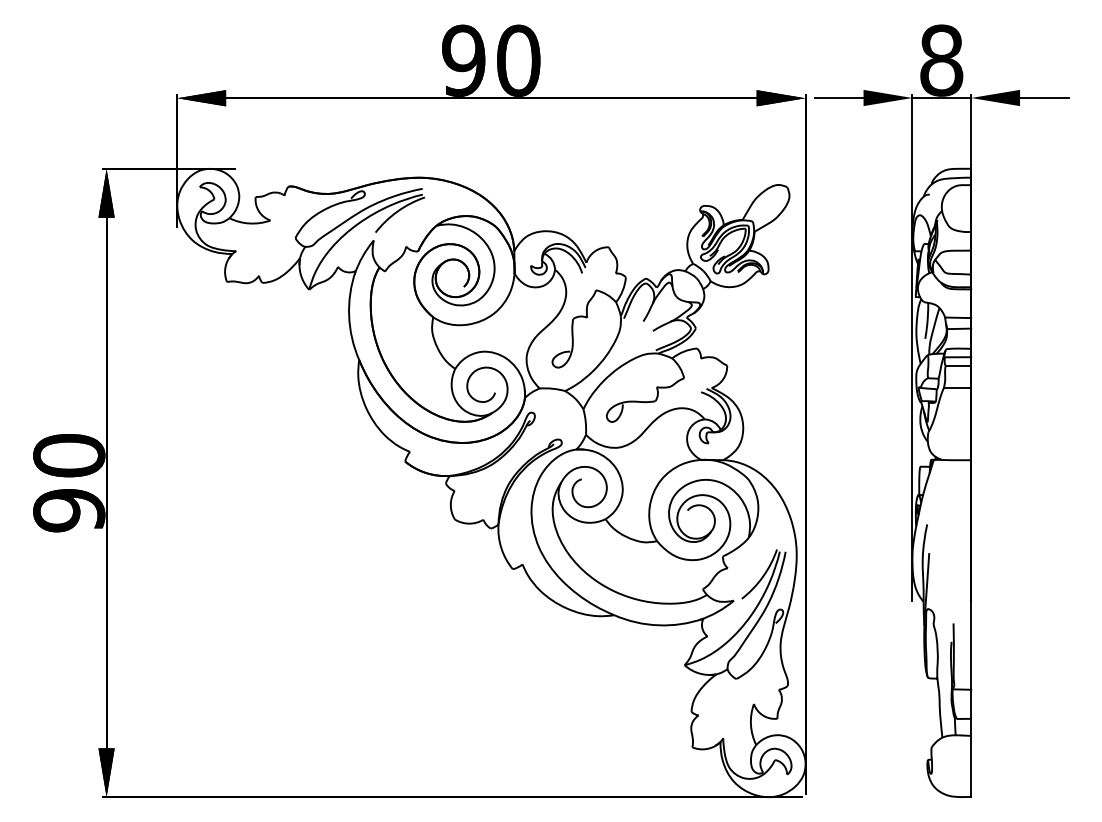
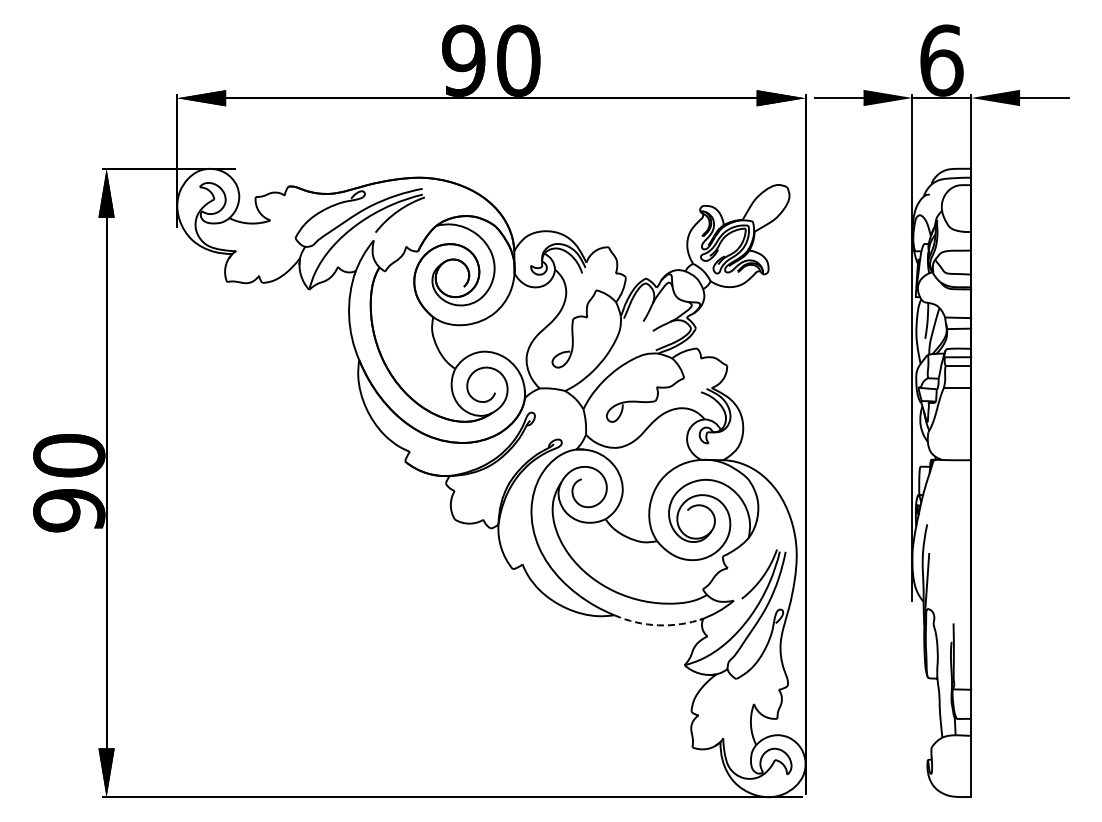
text: 8 -> 6 (941, 60)
arc: solid -> dashed (658, 625)
